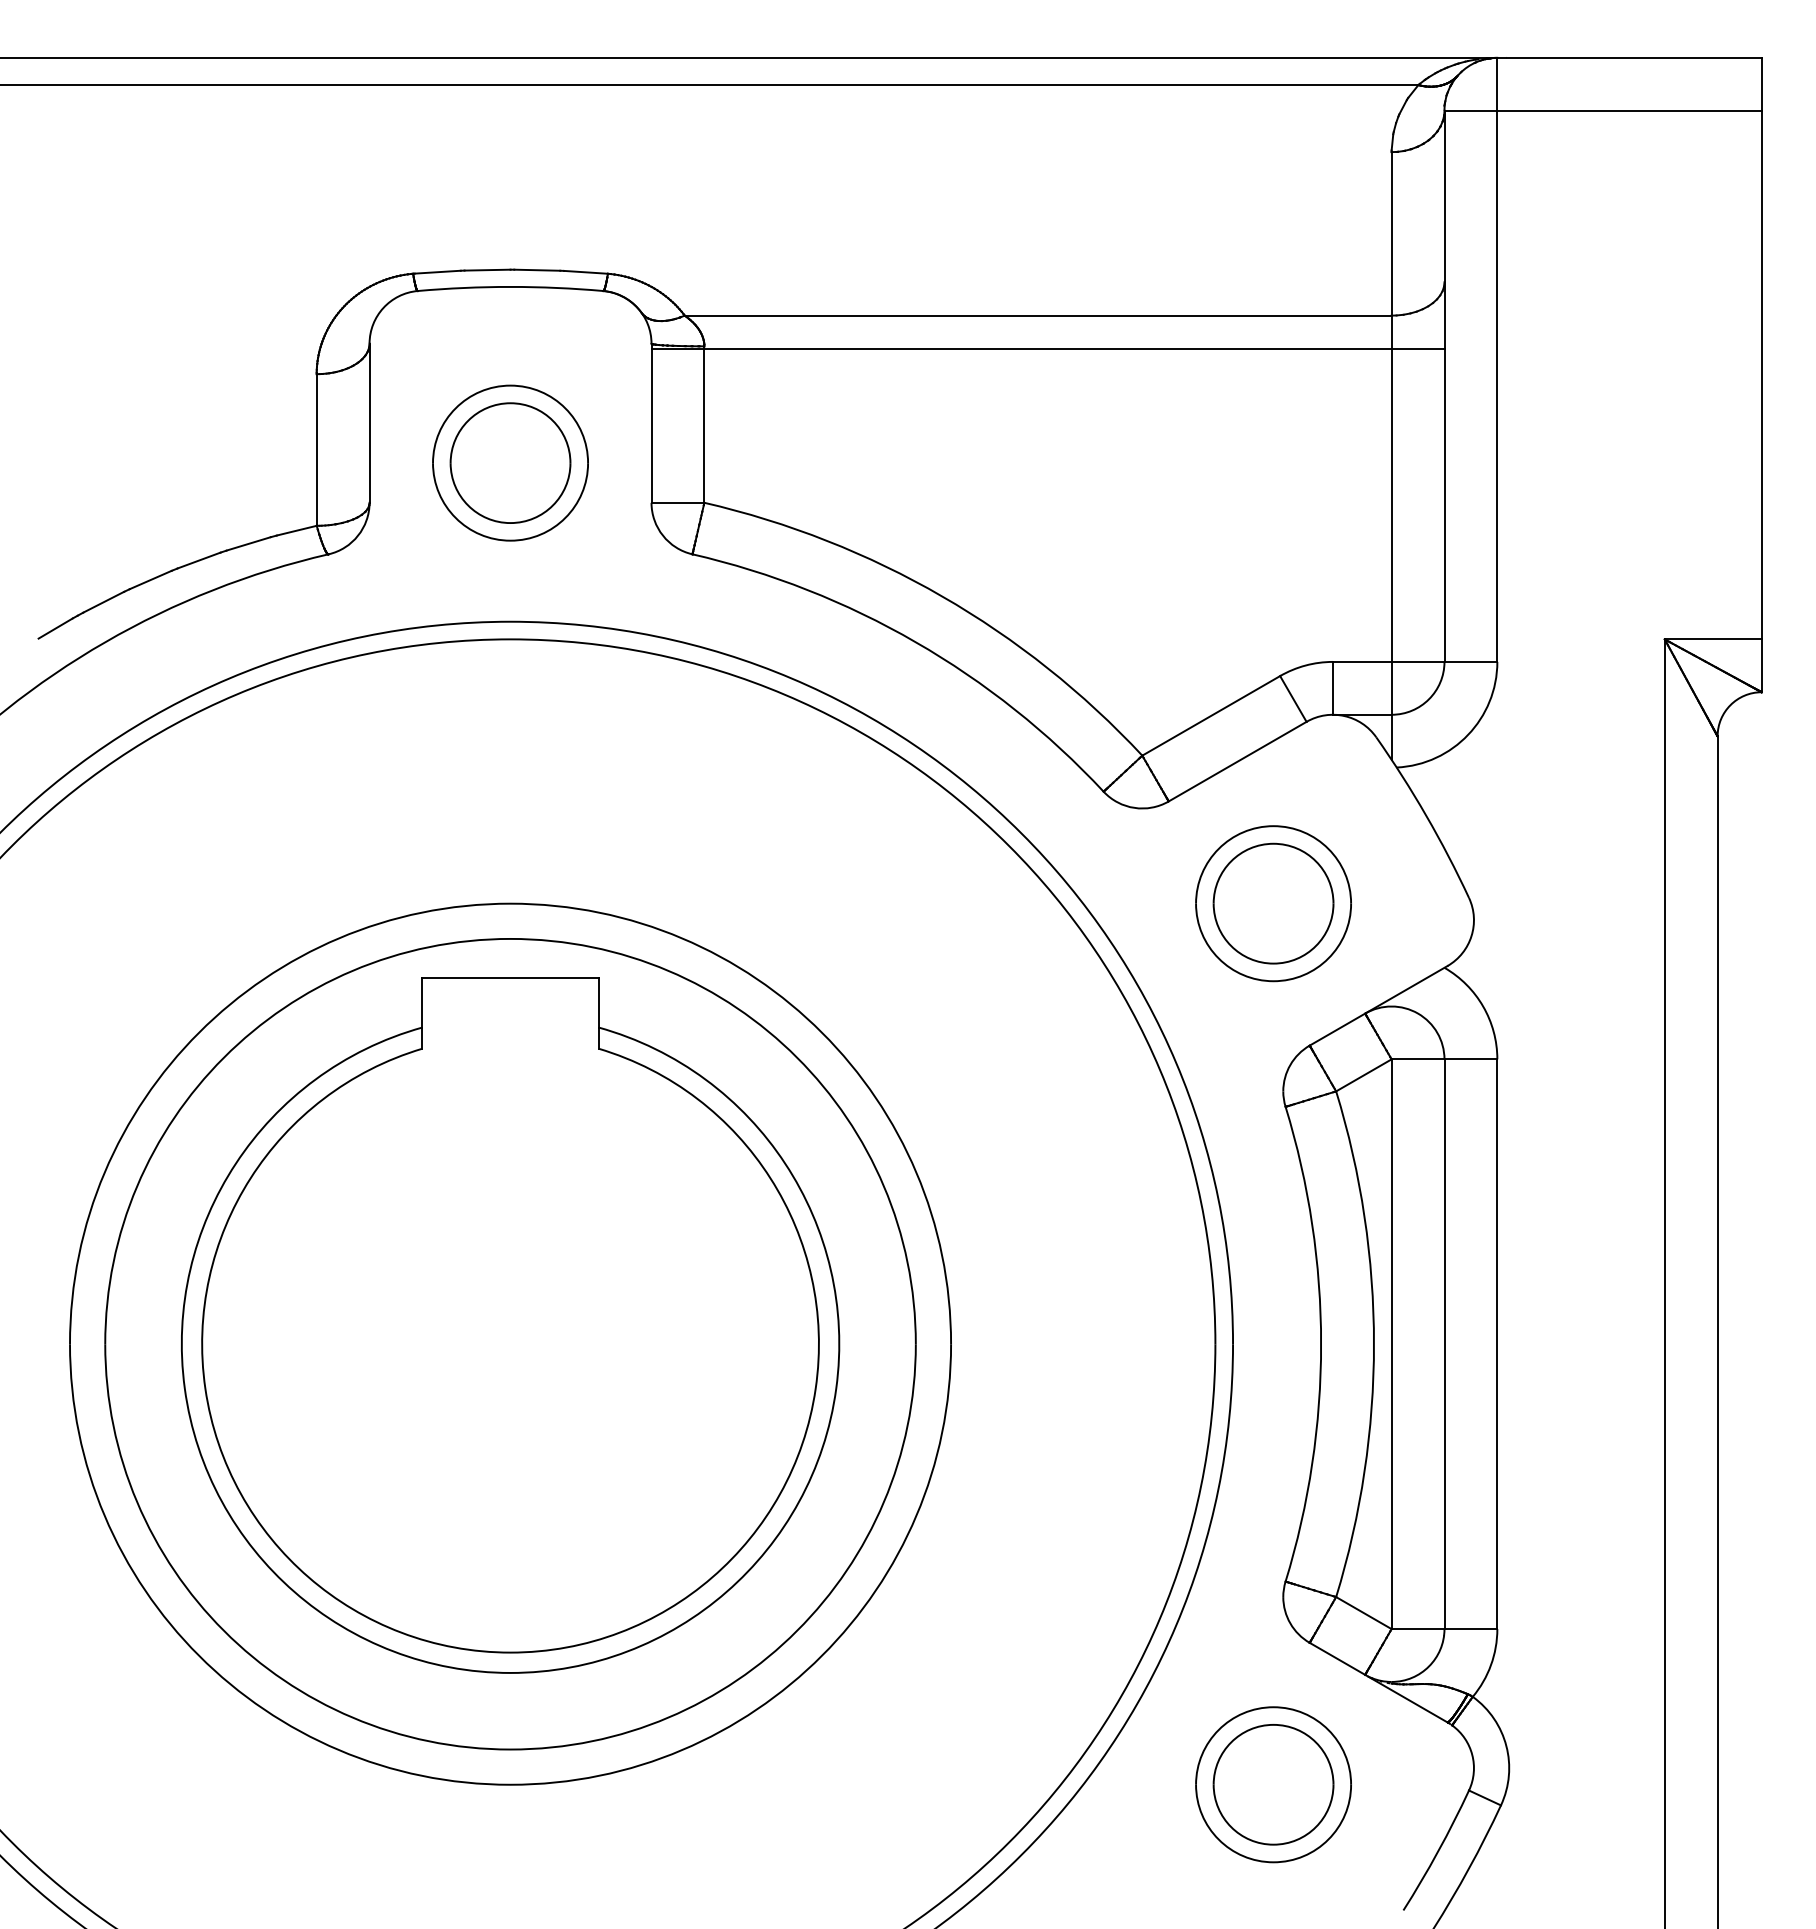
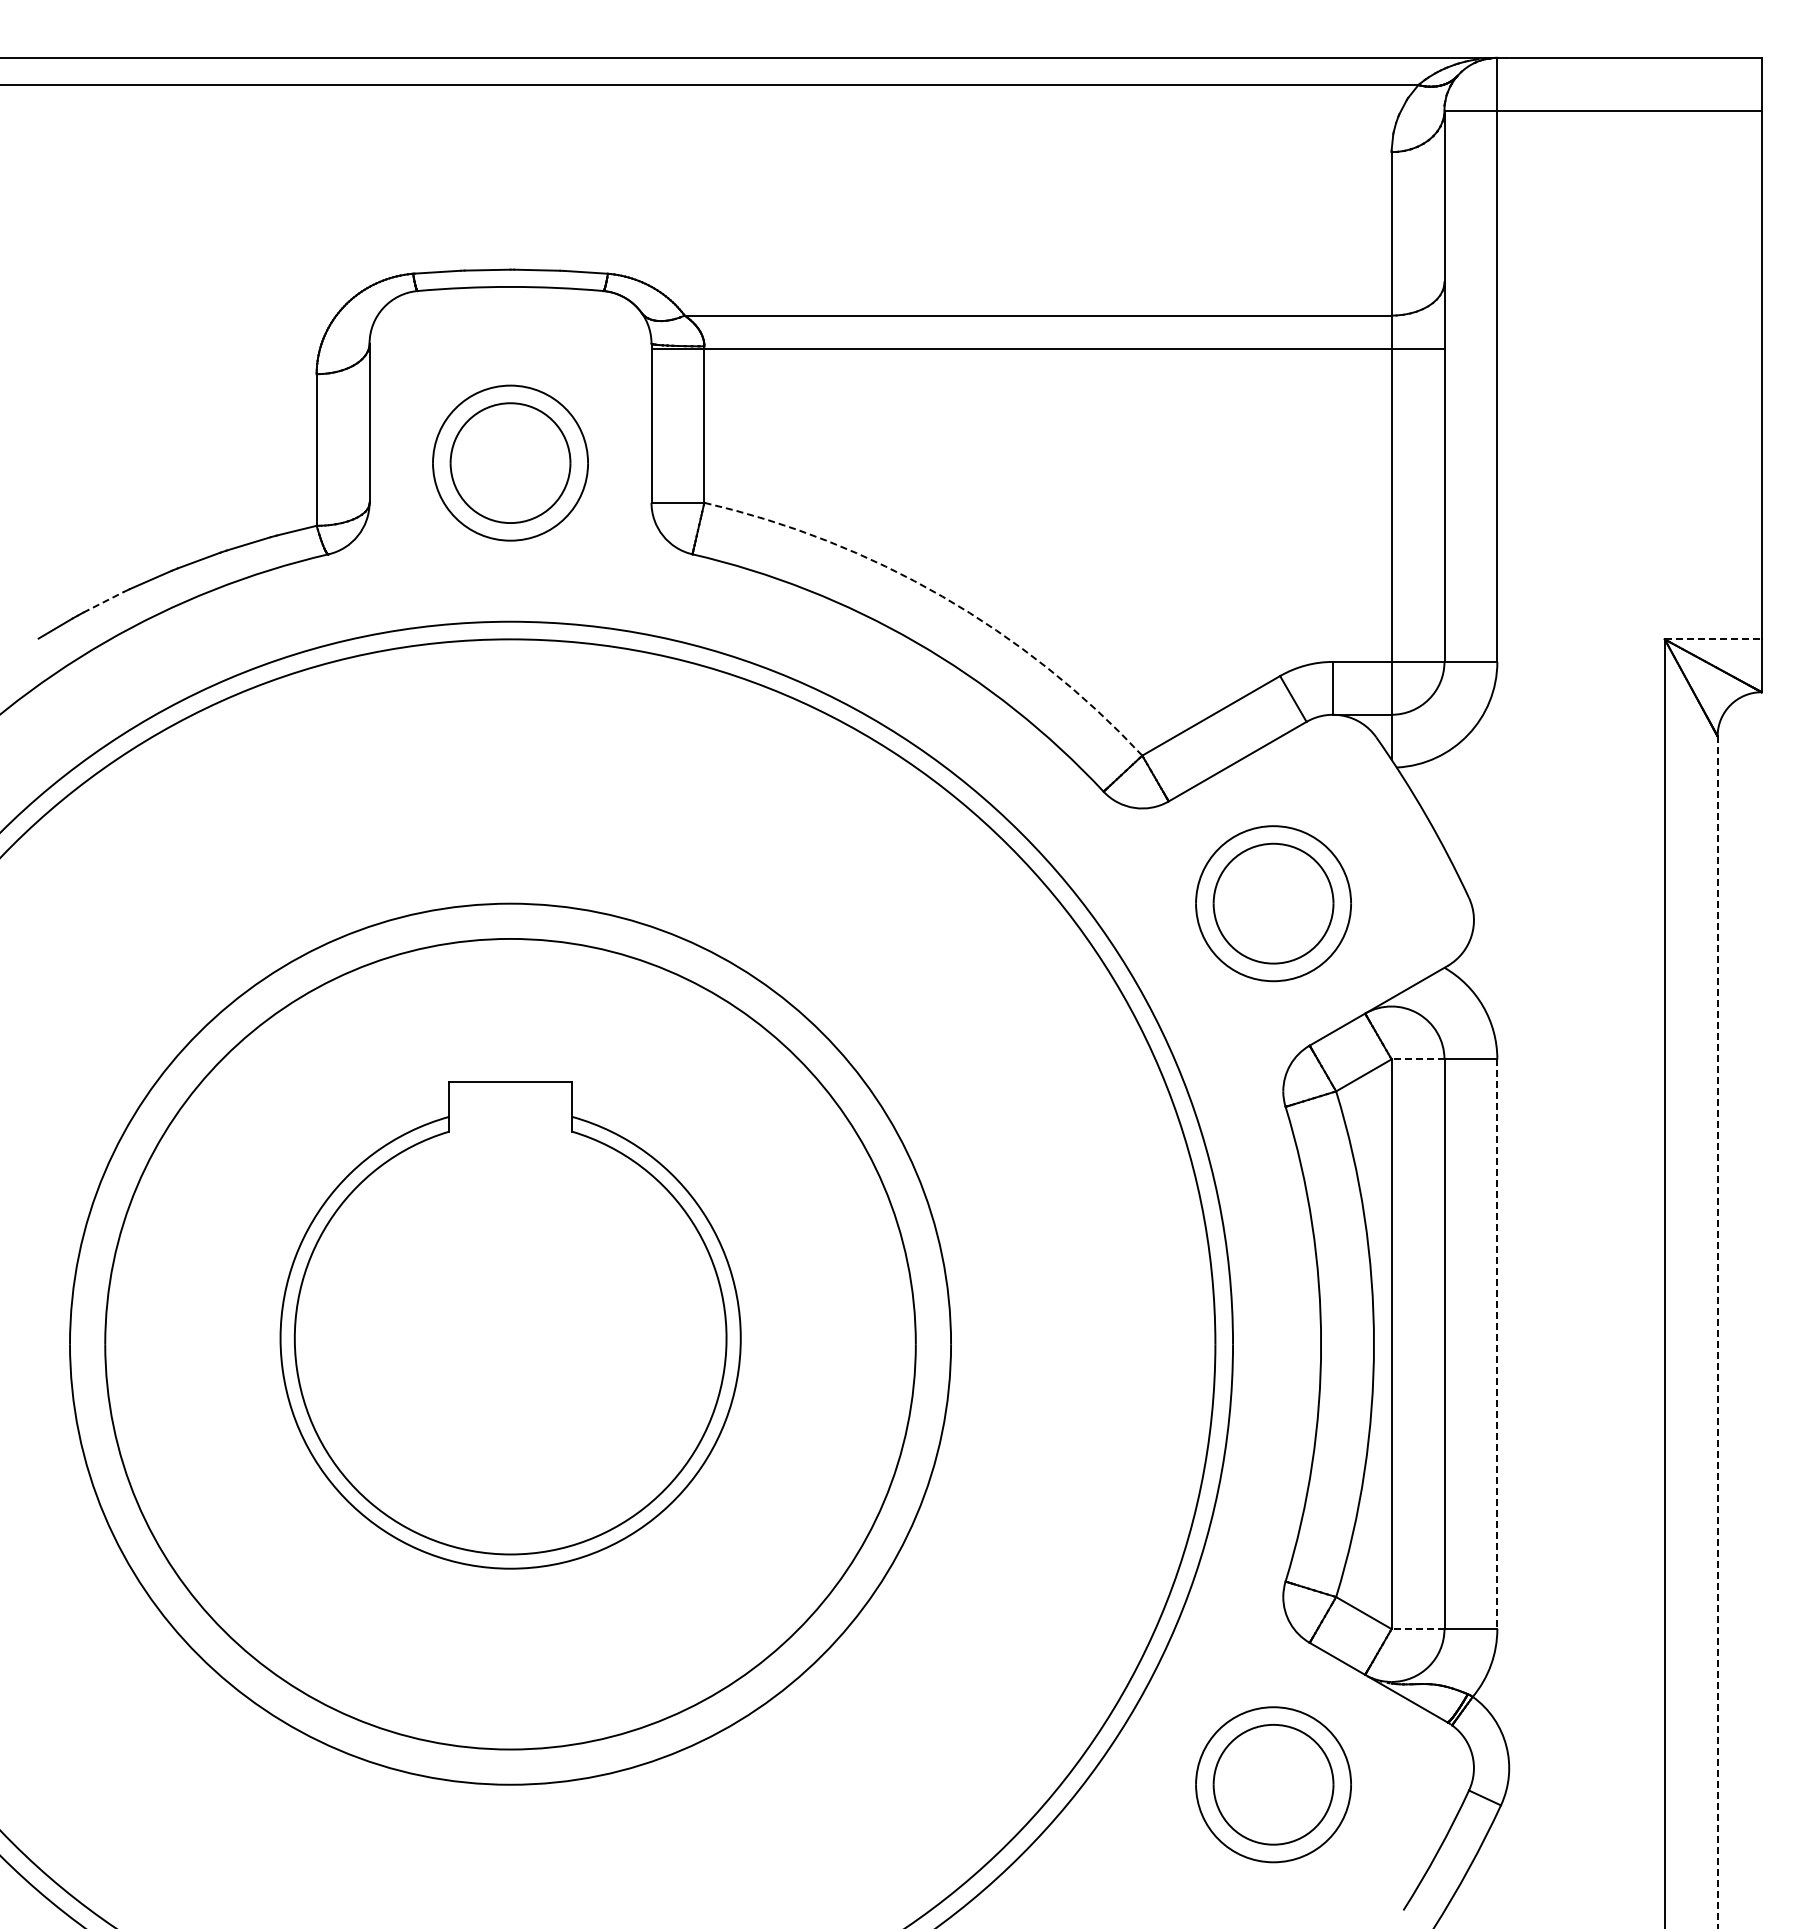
arc: solid -> dashed (942, 596)
line: solid -> dashed (103, 602)
line: solid -> dashed (1713, 639)
line: solid -> dashed (1417, 1059)
part size: 660x697 px -> 463x489 px (510, 1325)
line: solid -> dashed (1717, 1333)
line: solid -> dashed (1497, 1344)
line: solid -> dashed (1417, 1629)
